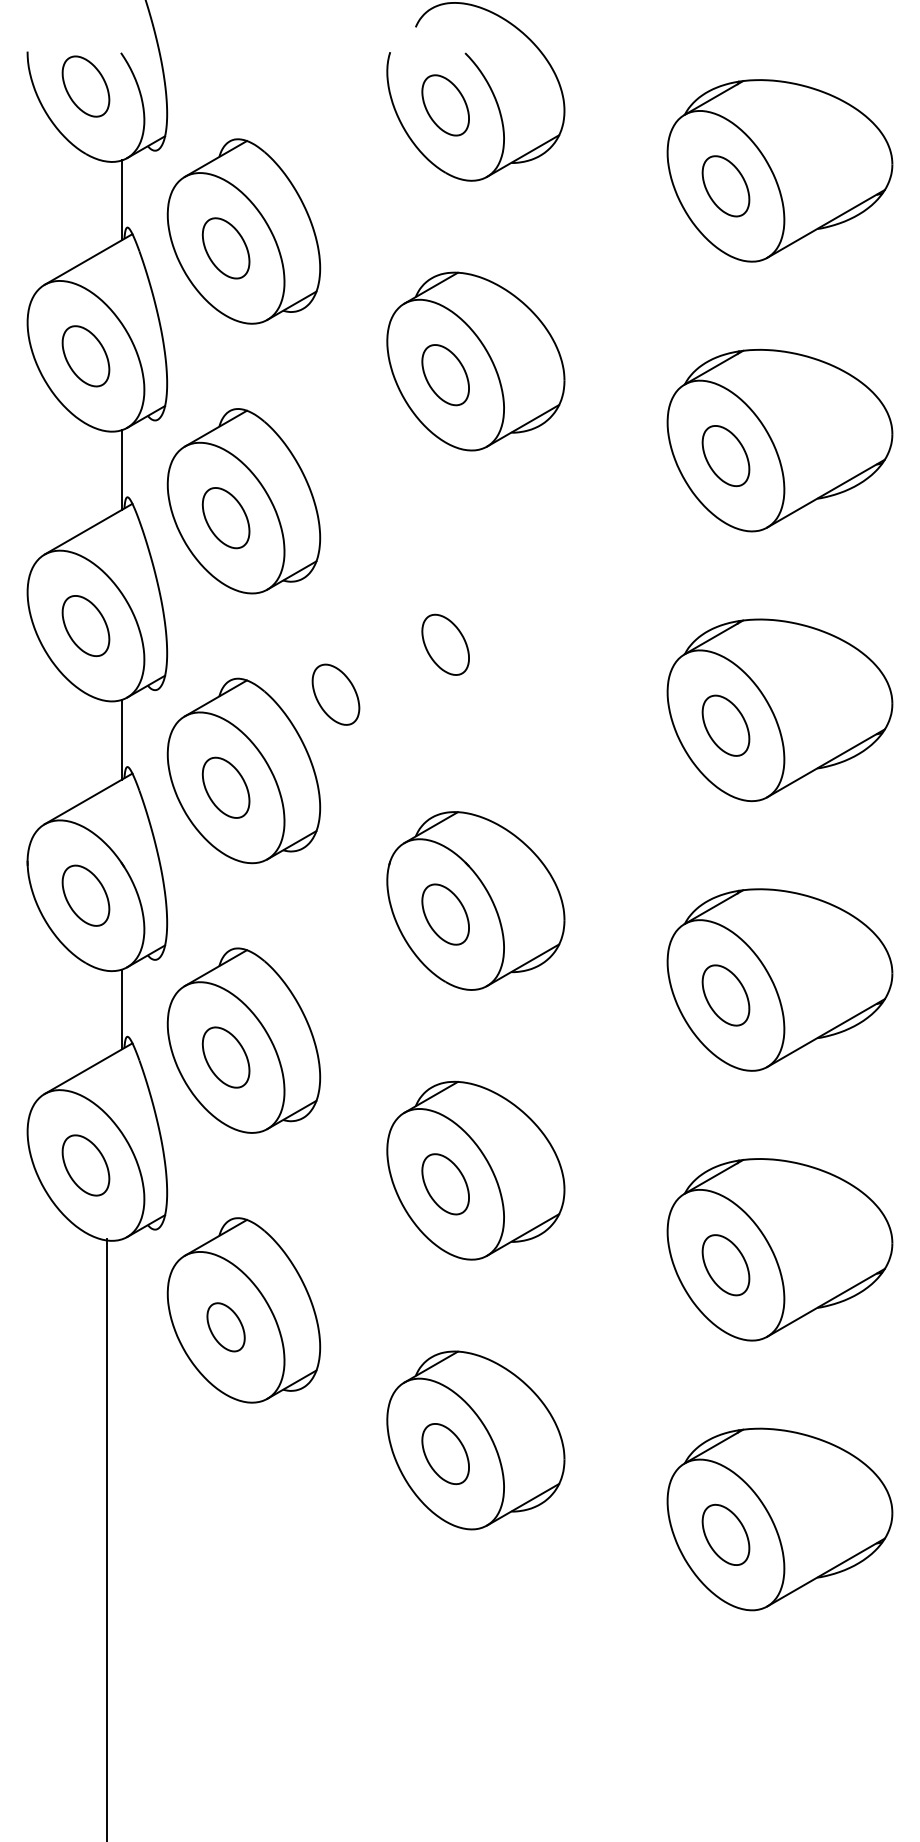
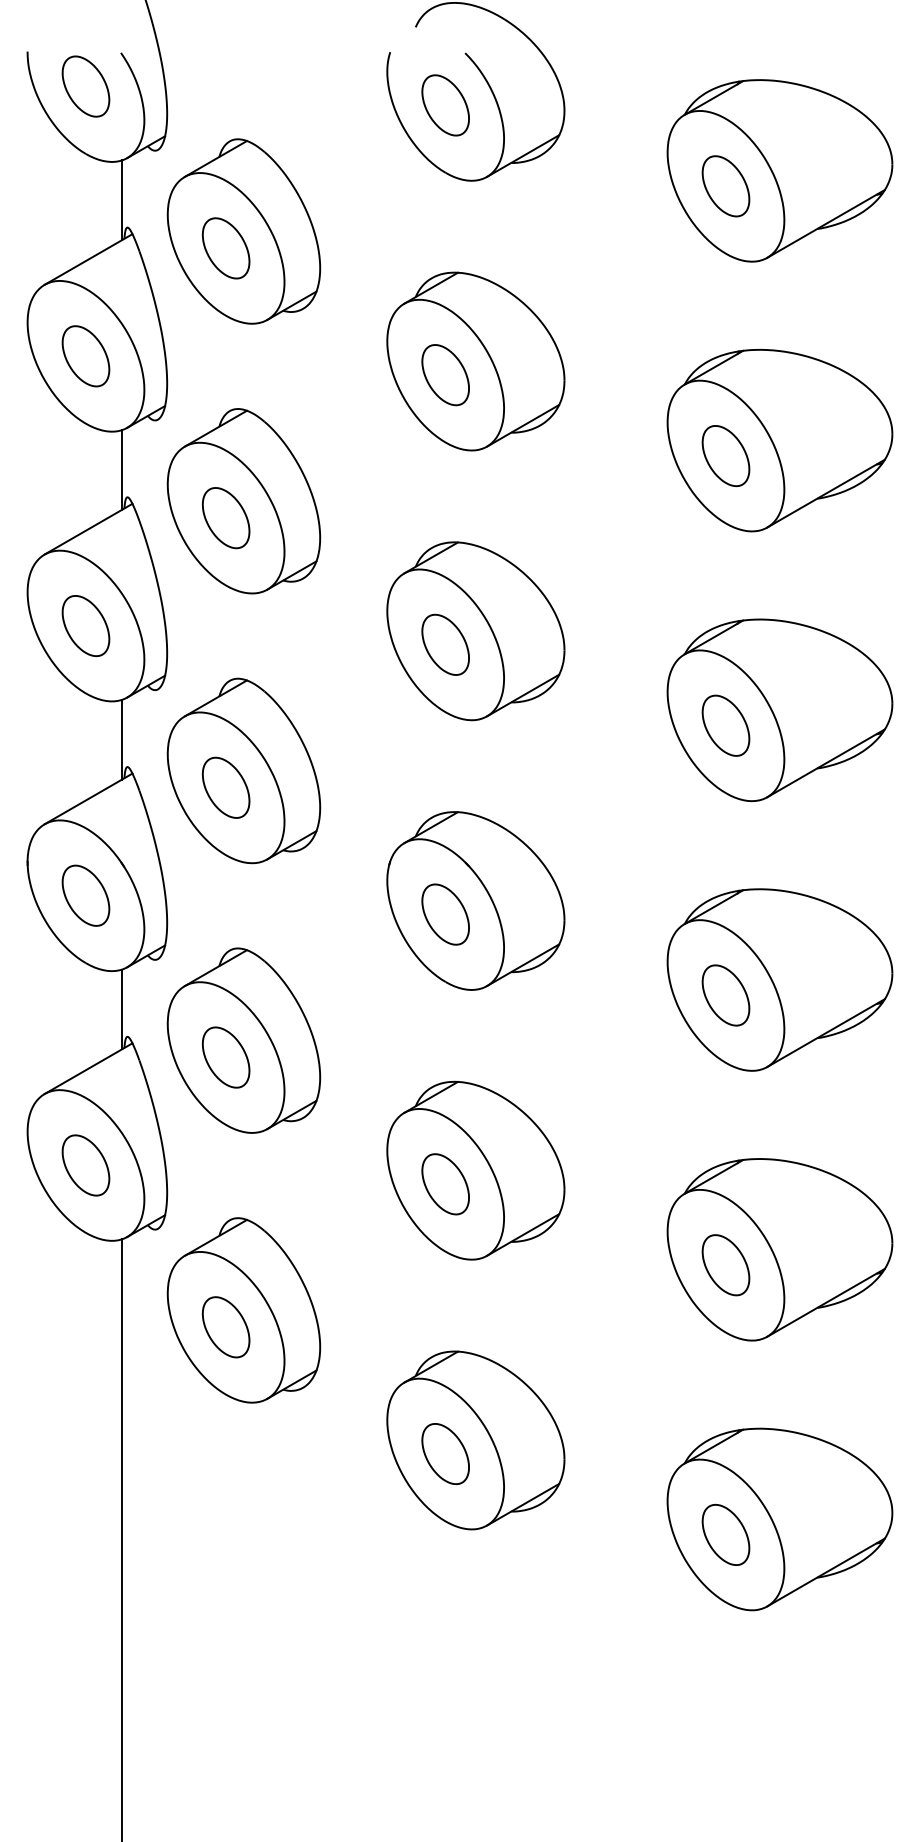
part: none -> present (475, 631)
part: present -> none (335, 694)
part size: 40x51 px -> 50x63 px (225, 1327)
line position: (107, 1538) -> (122, 1538) (122, 1538)
